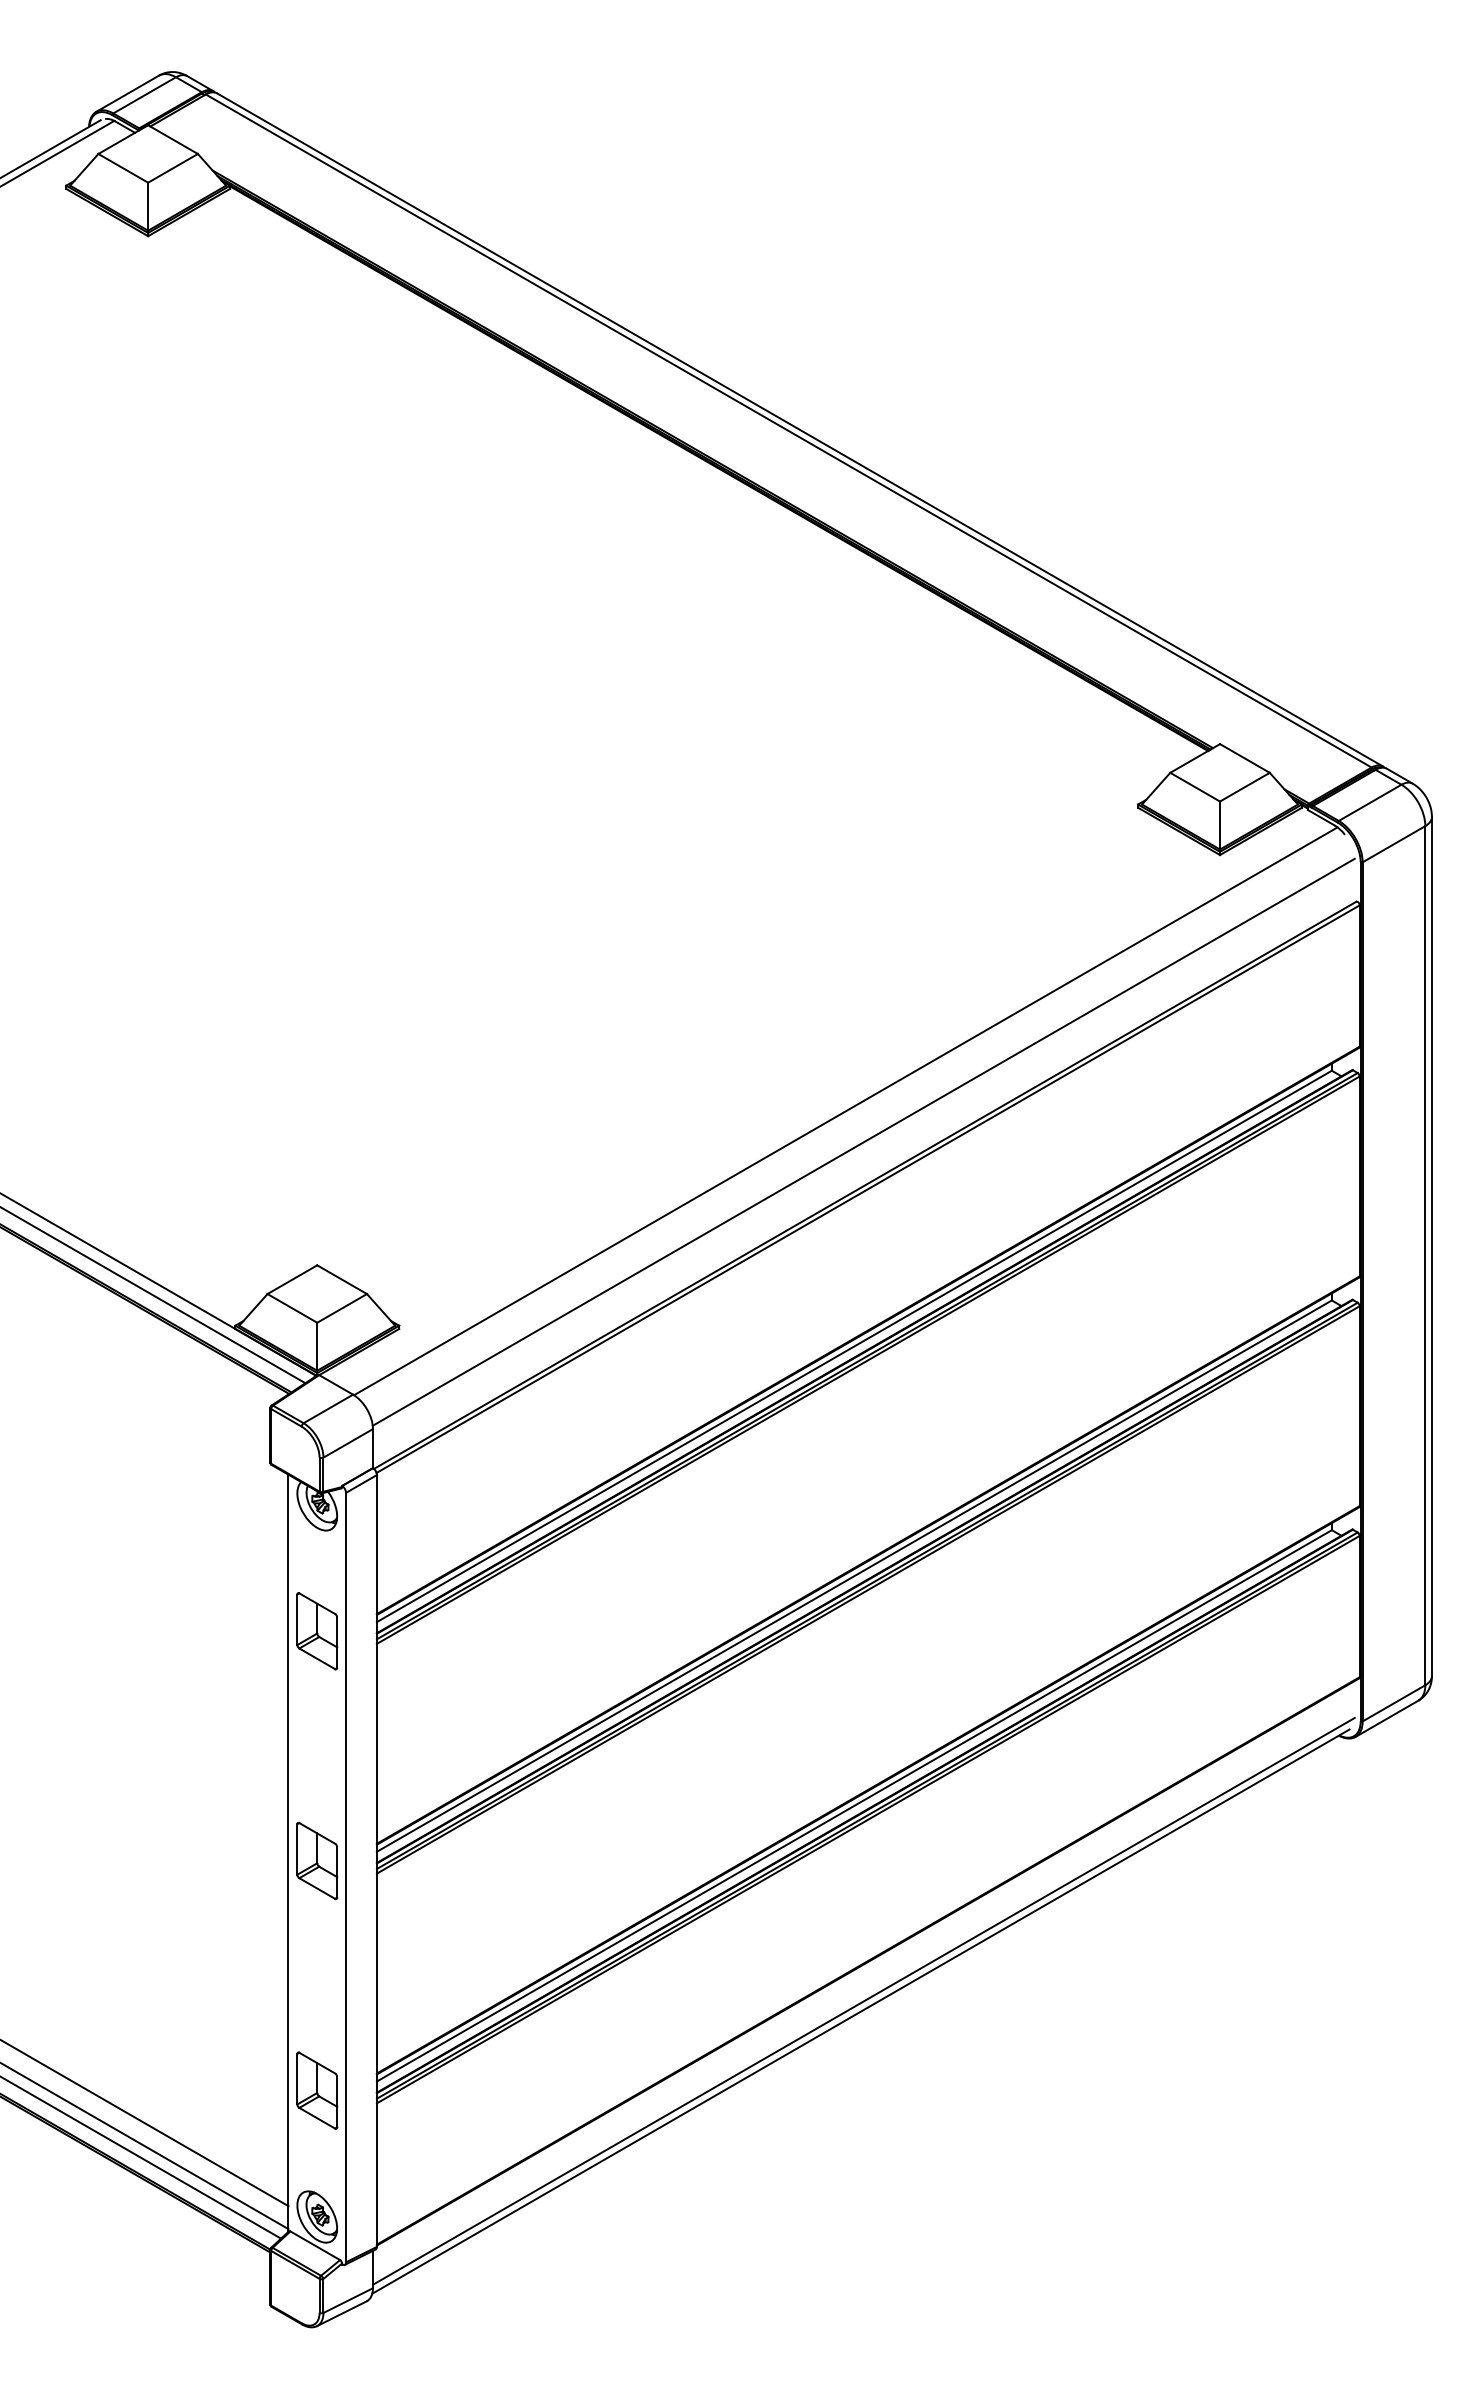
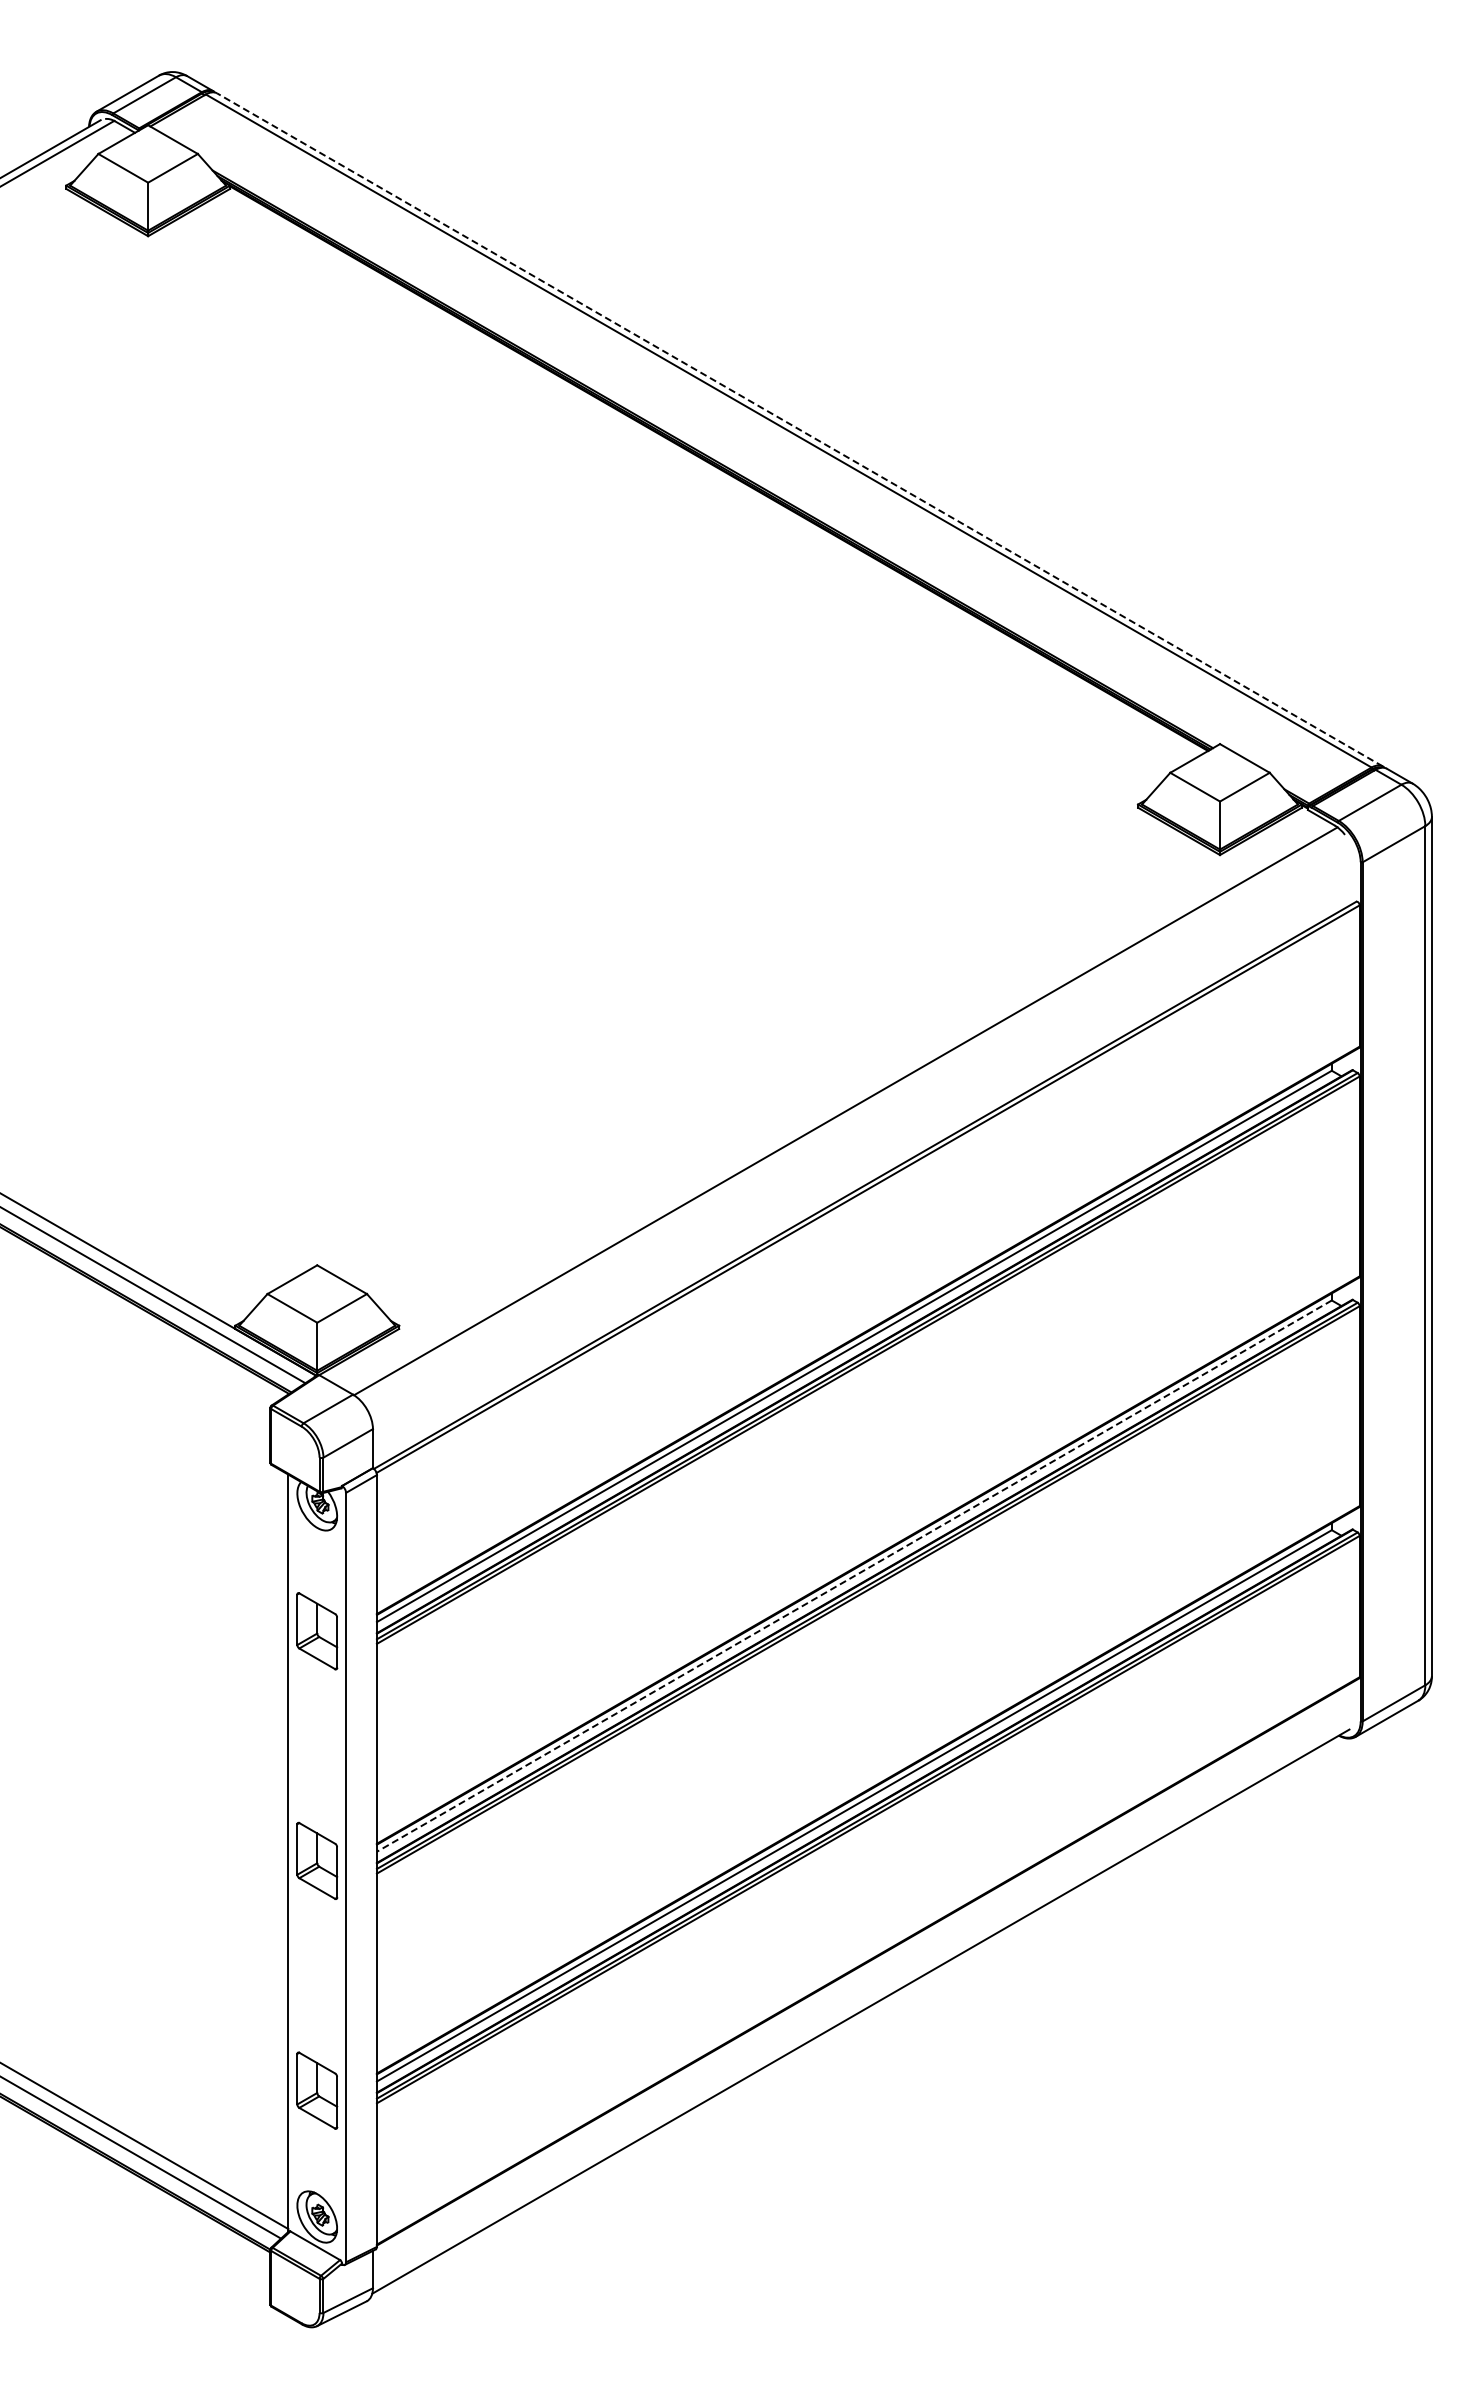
line: solid -> dashed (799, 429)
line: present -> none (863, 1141)
line: solid -> dashed (853, 1576)
line: present -> none (863, 2000)
line: present -> none (145, 2123)
